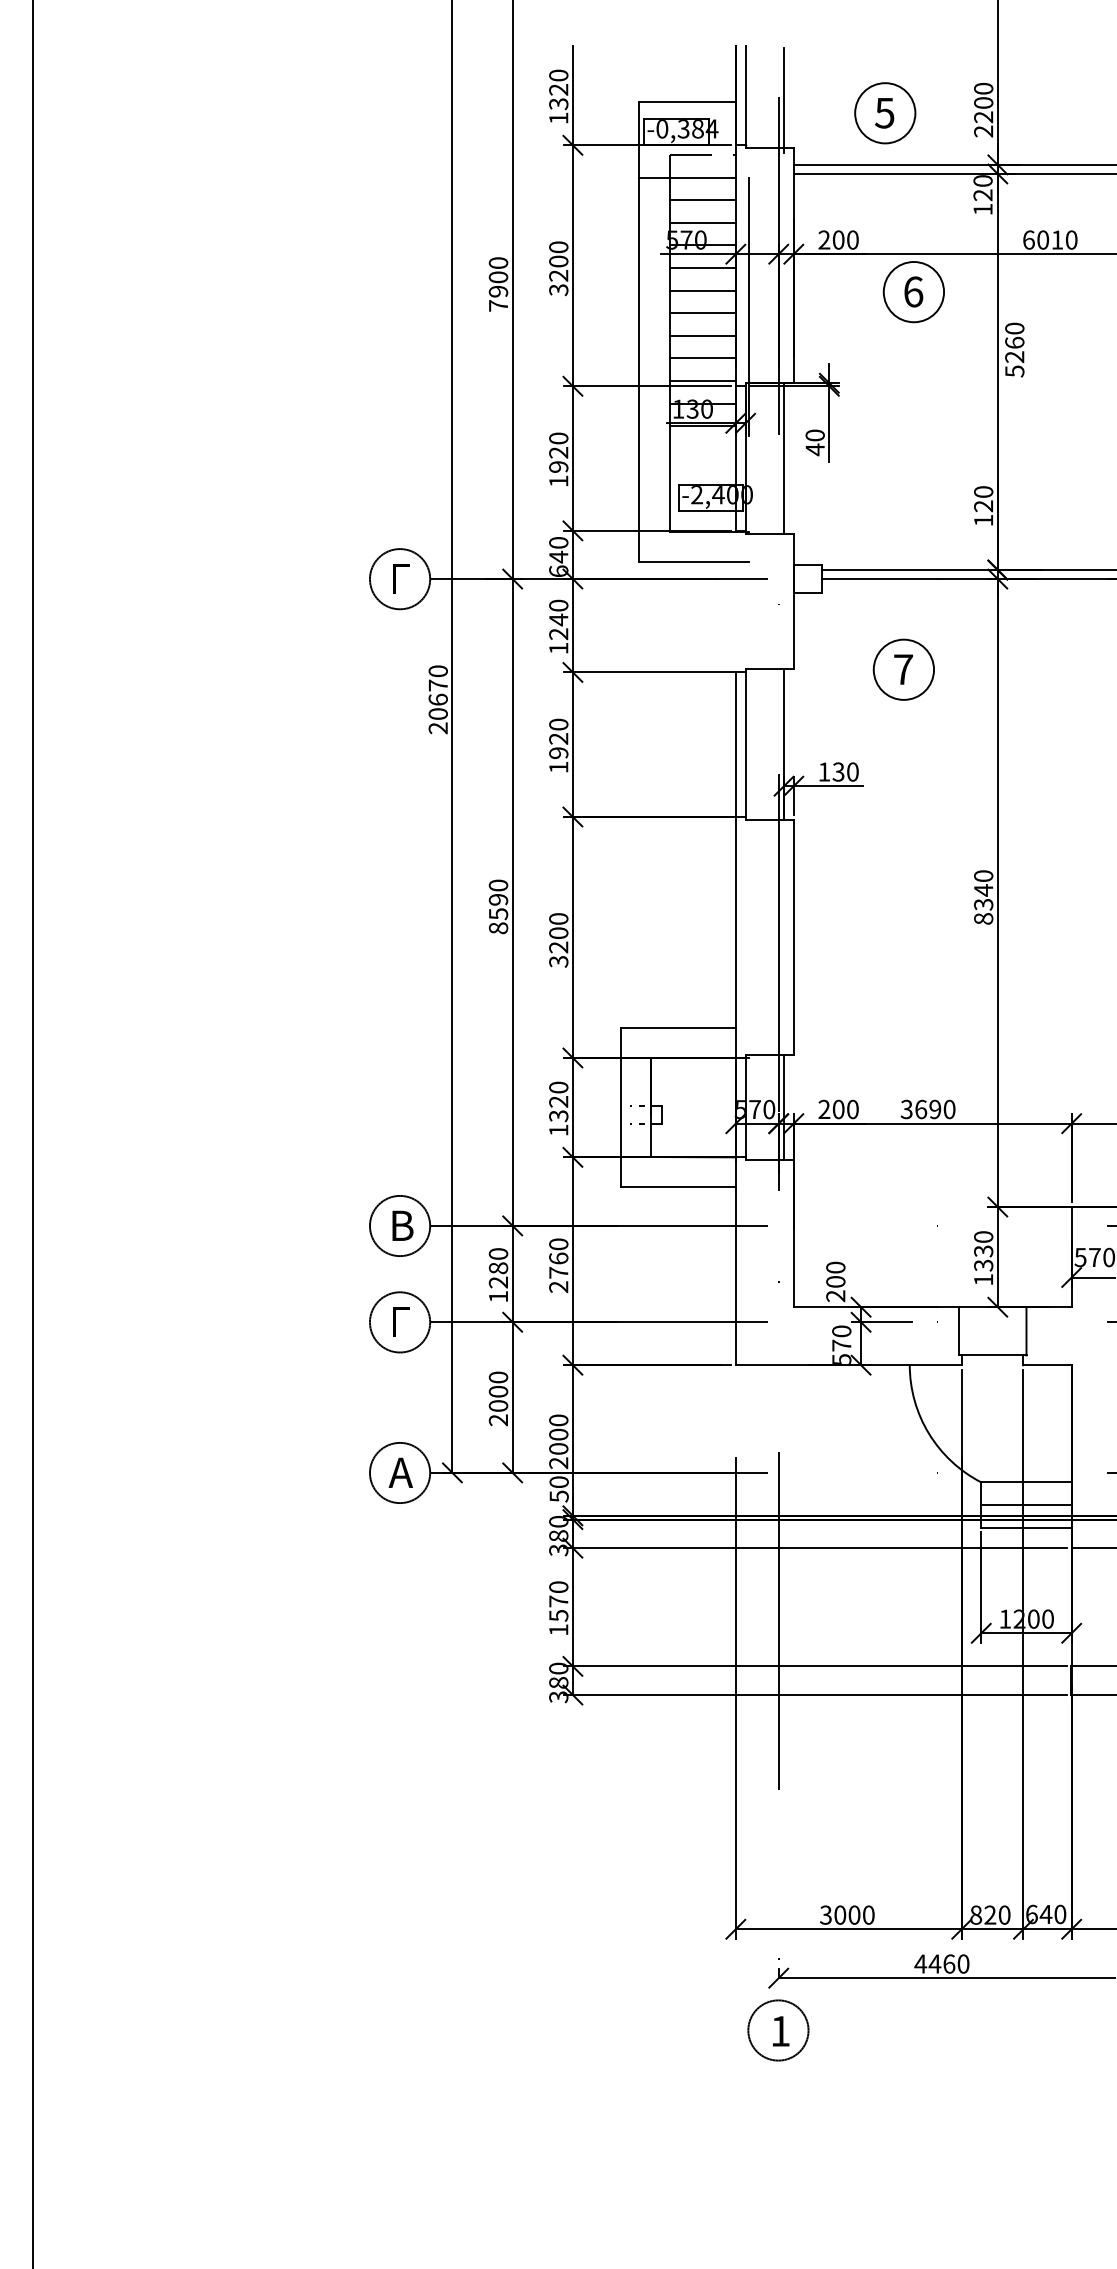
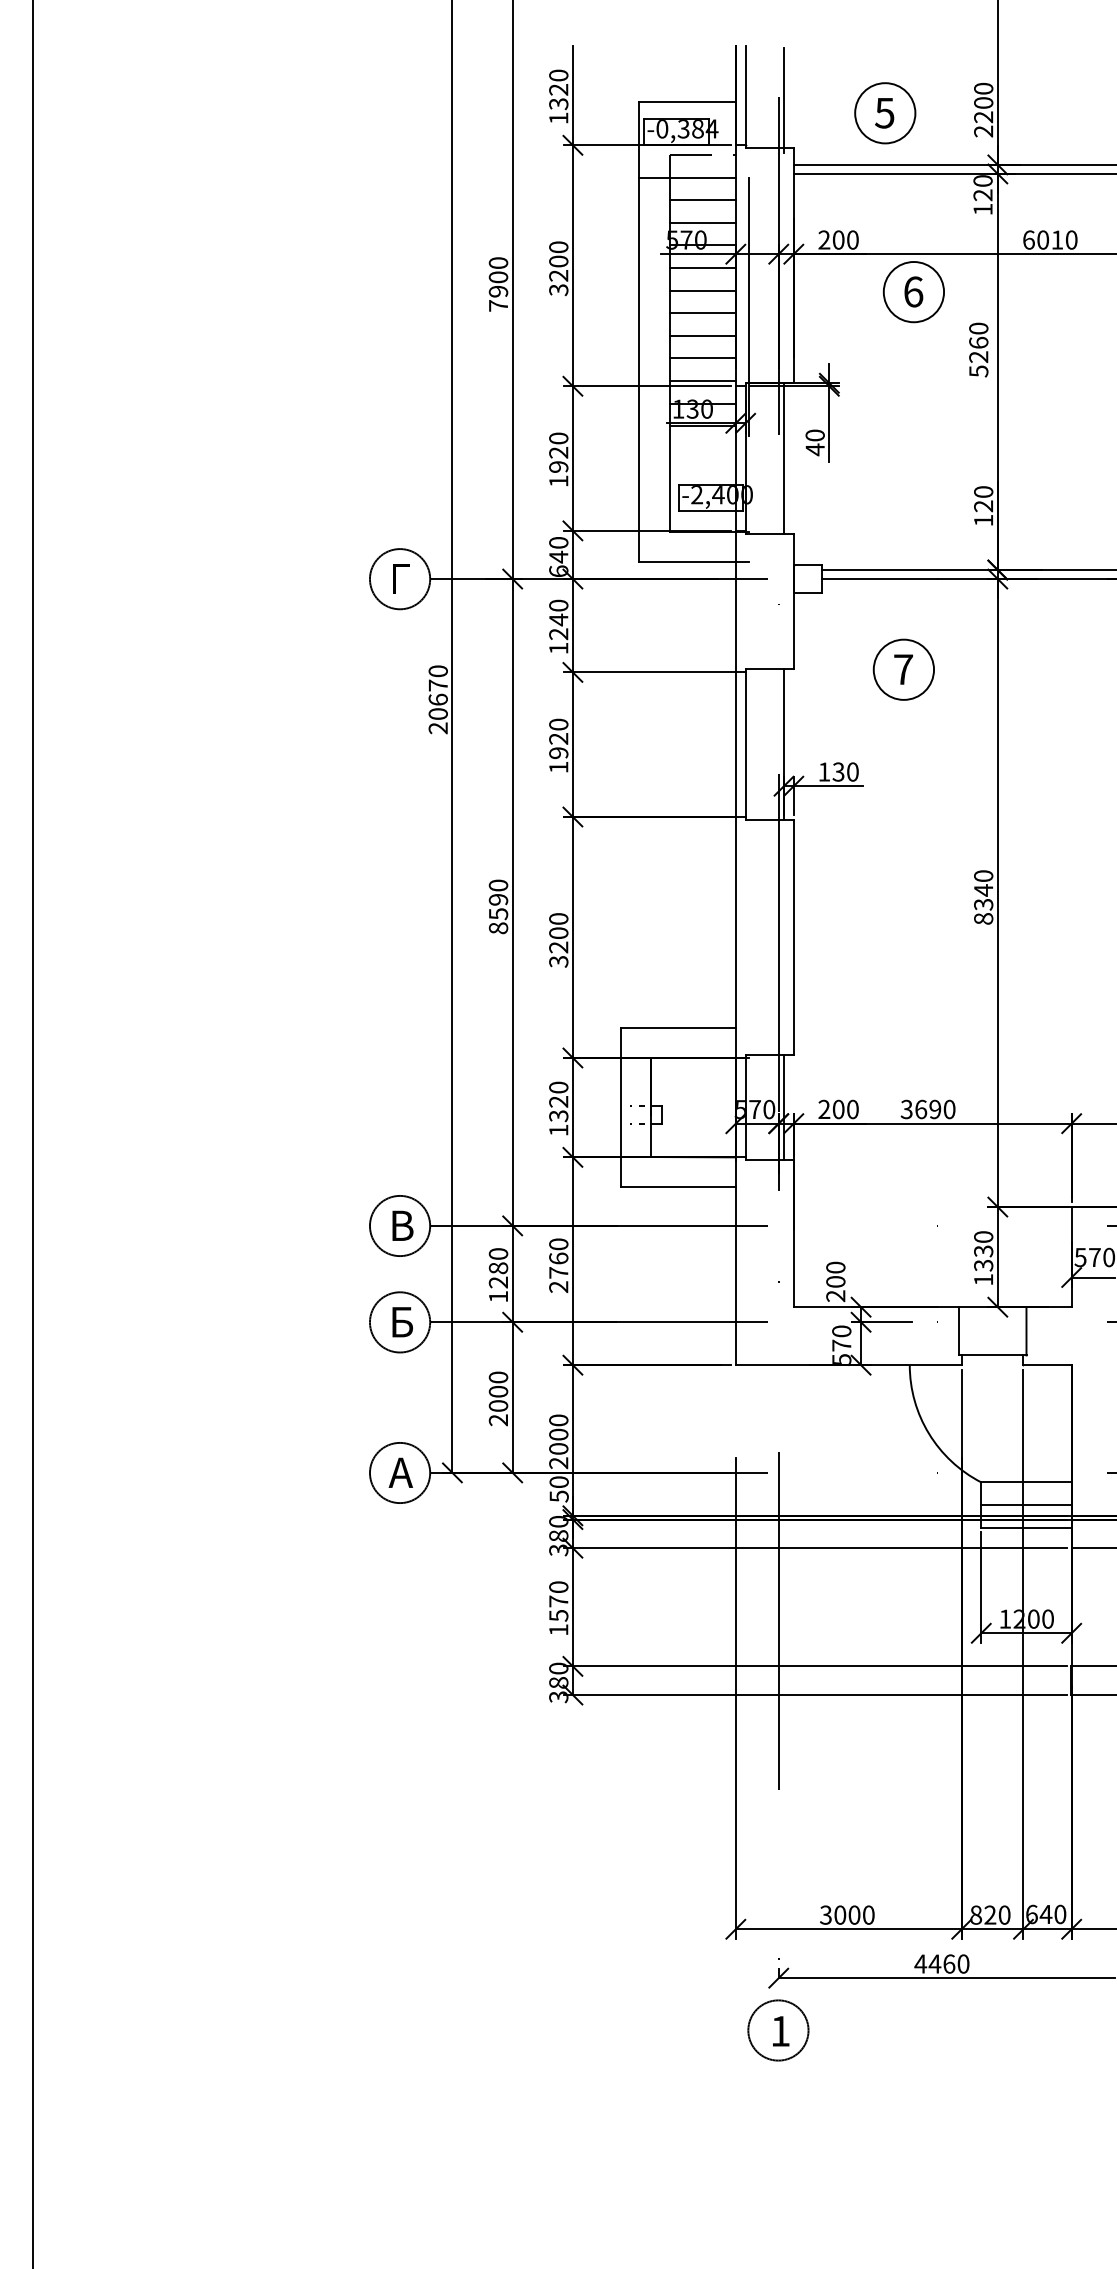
text position: (1014, 349) -> (978, 349) (978, 349)
line: none -> present (735, 601)
text: Г -> Б (402, 1322)
